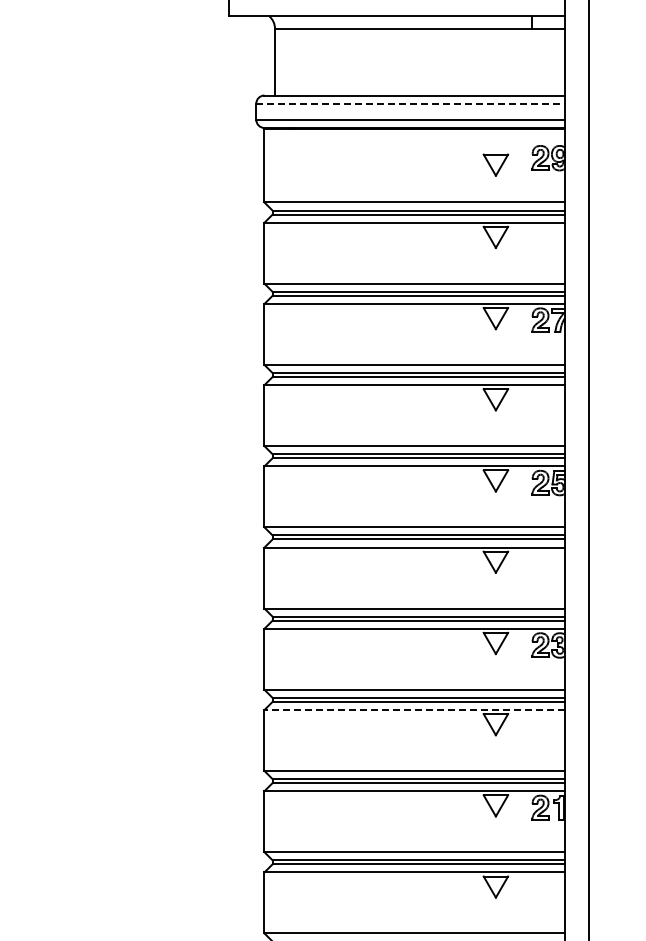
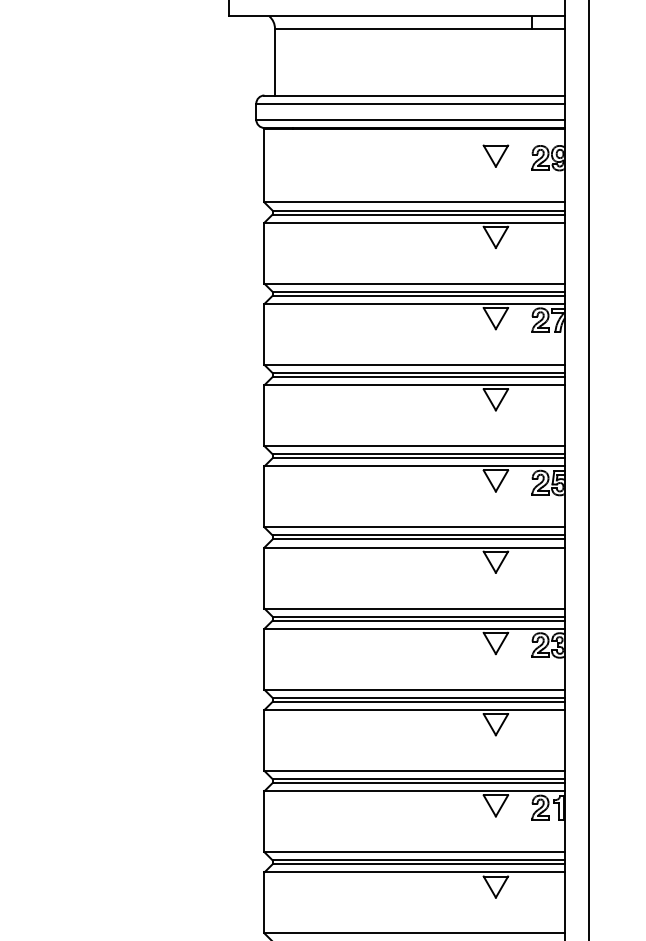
line: dashed -> solid (411, 103)
part position: (495, 164) -> (495, 155) (495, 155)
line: dashed -> solid (414, 710)
